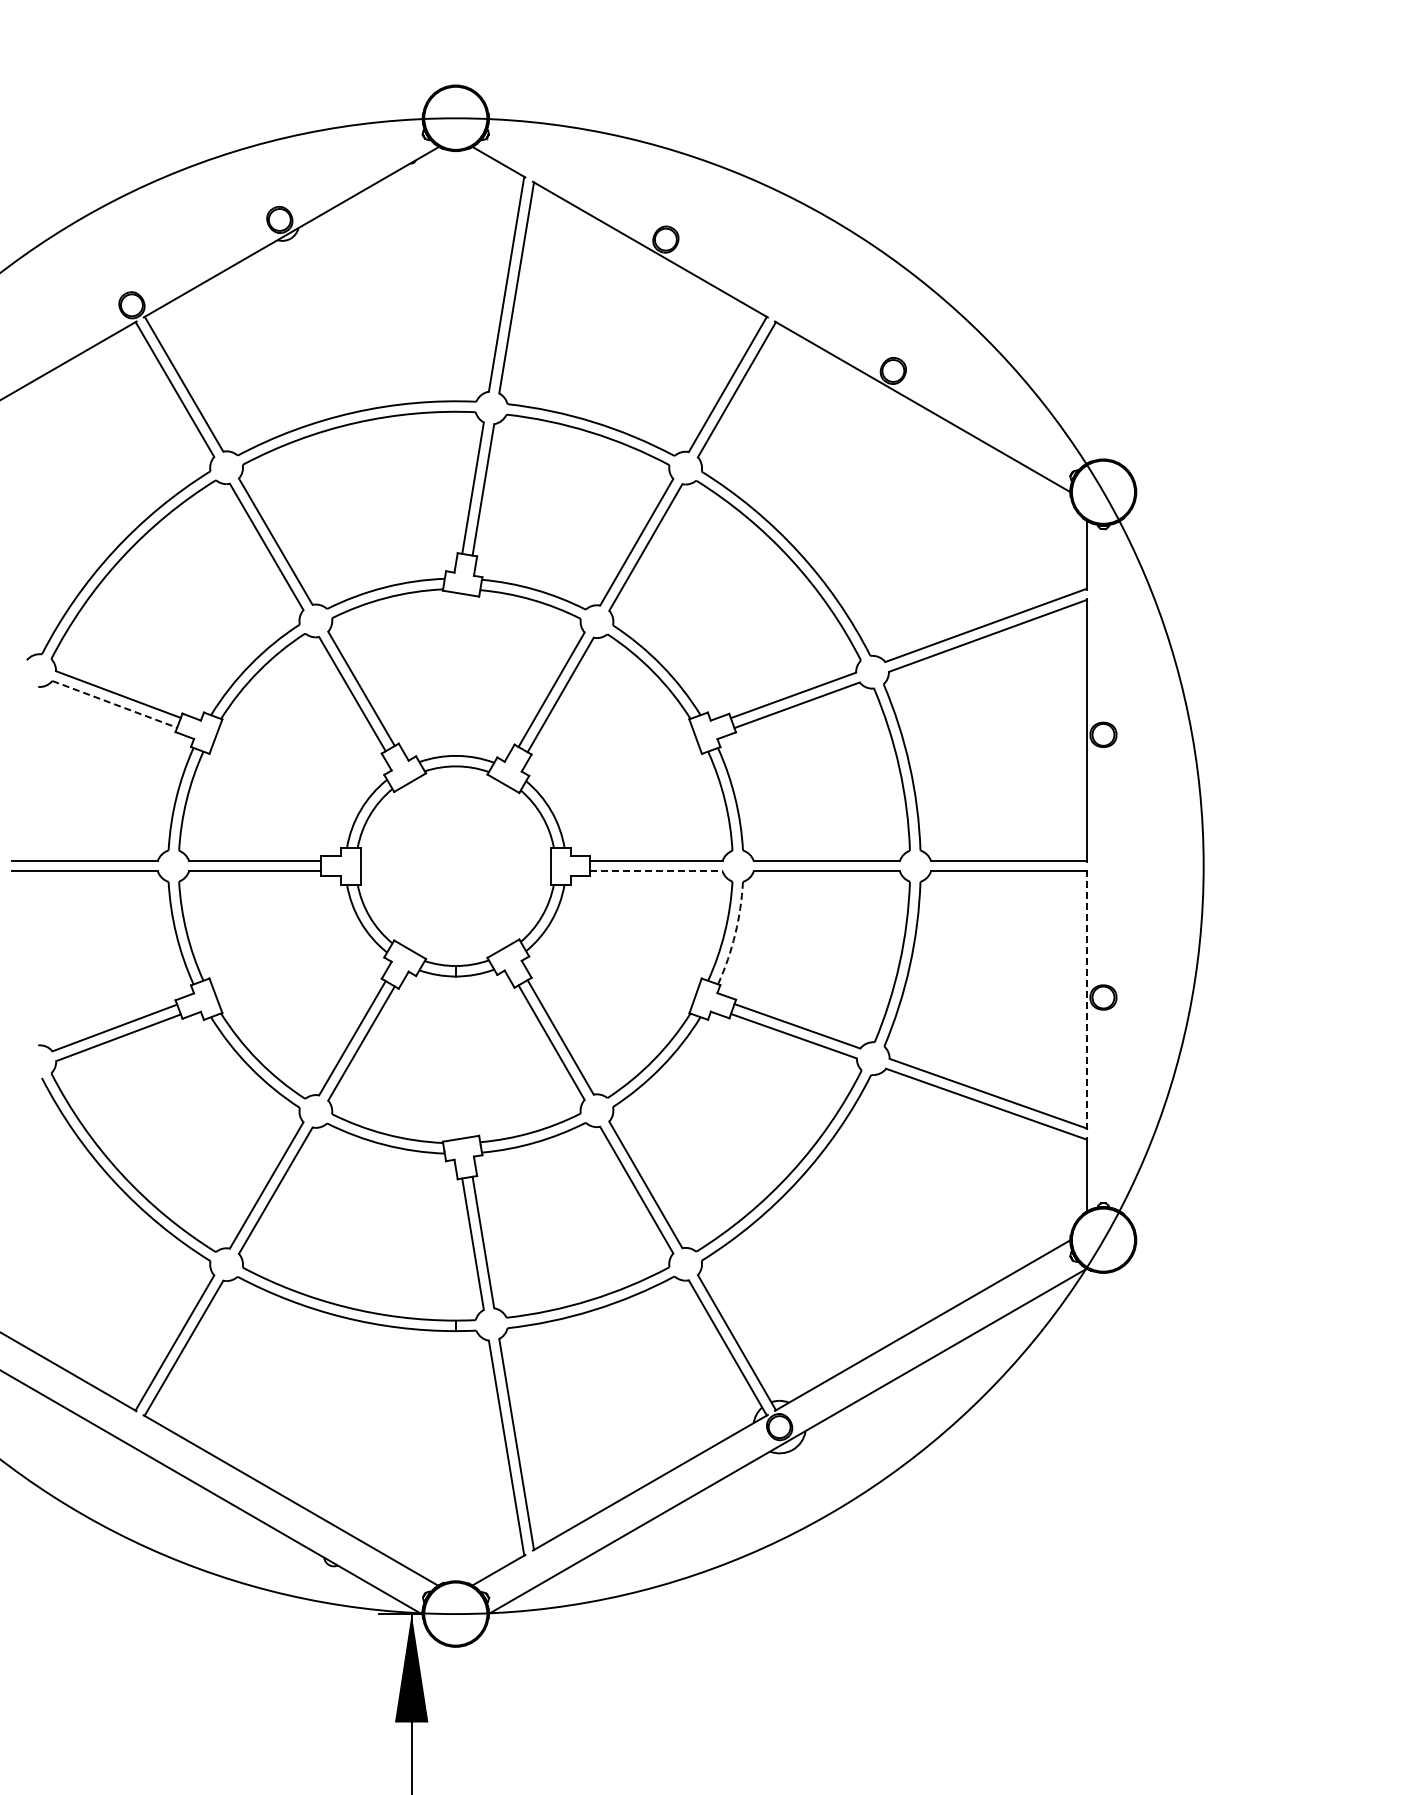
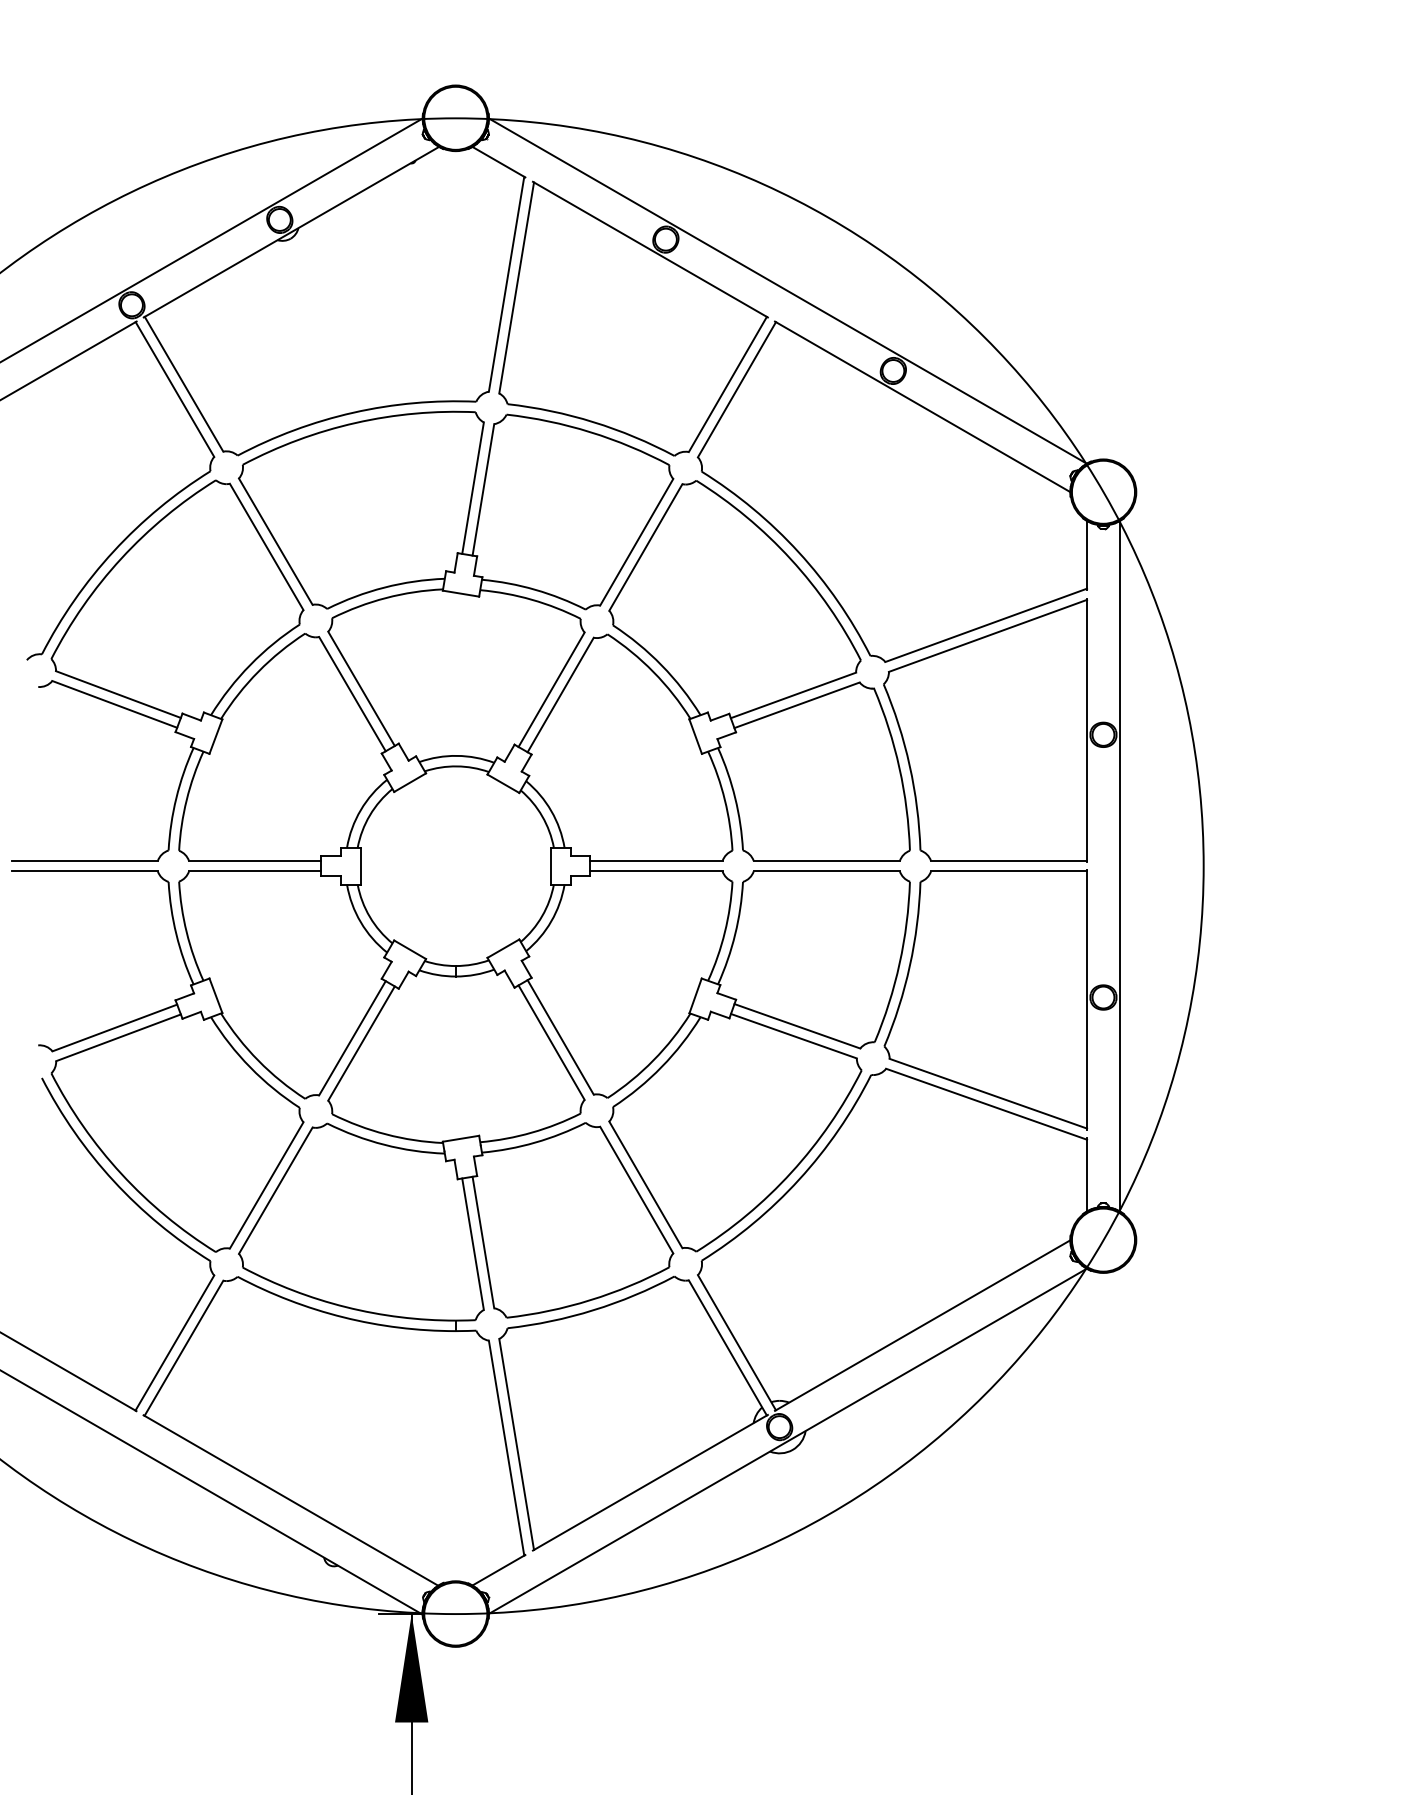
line: none -> present (212, 239)
line: none -> present (787, 290)
line: dashed -> solid (114, 704)
line: none -> present (1119, 866)
line: dashed -> solid (657, 871)
arc: dashed -> solid (735, 934)
line: dashed -> solid (1087, 1000)
